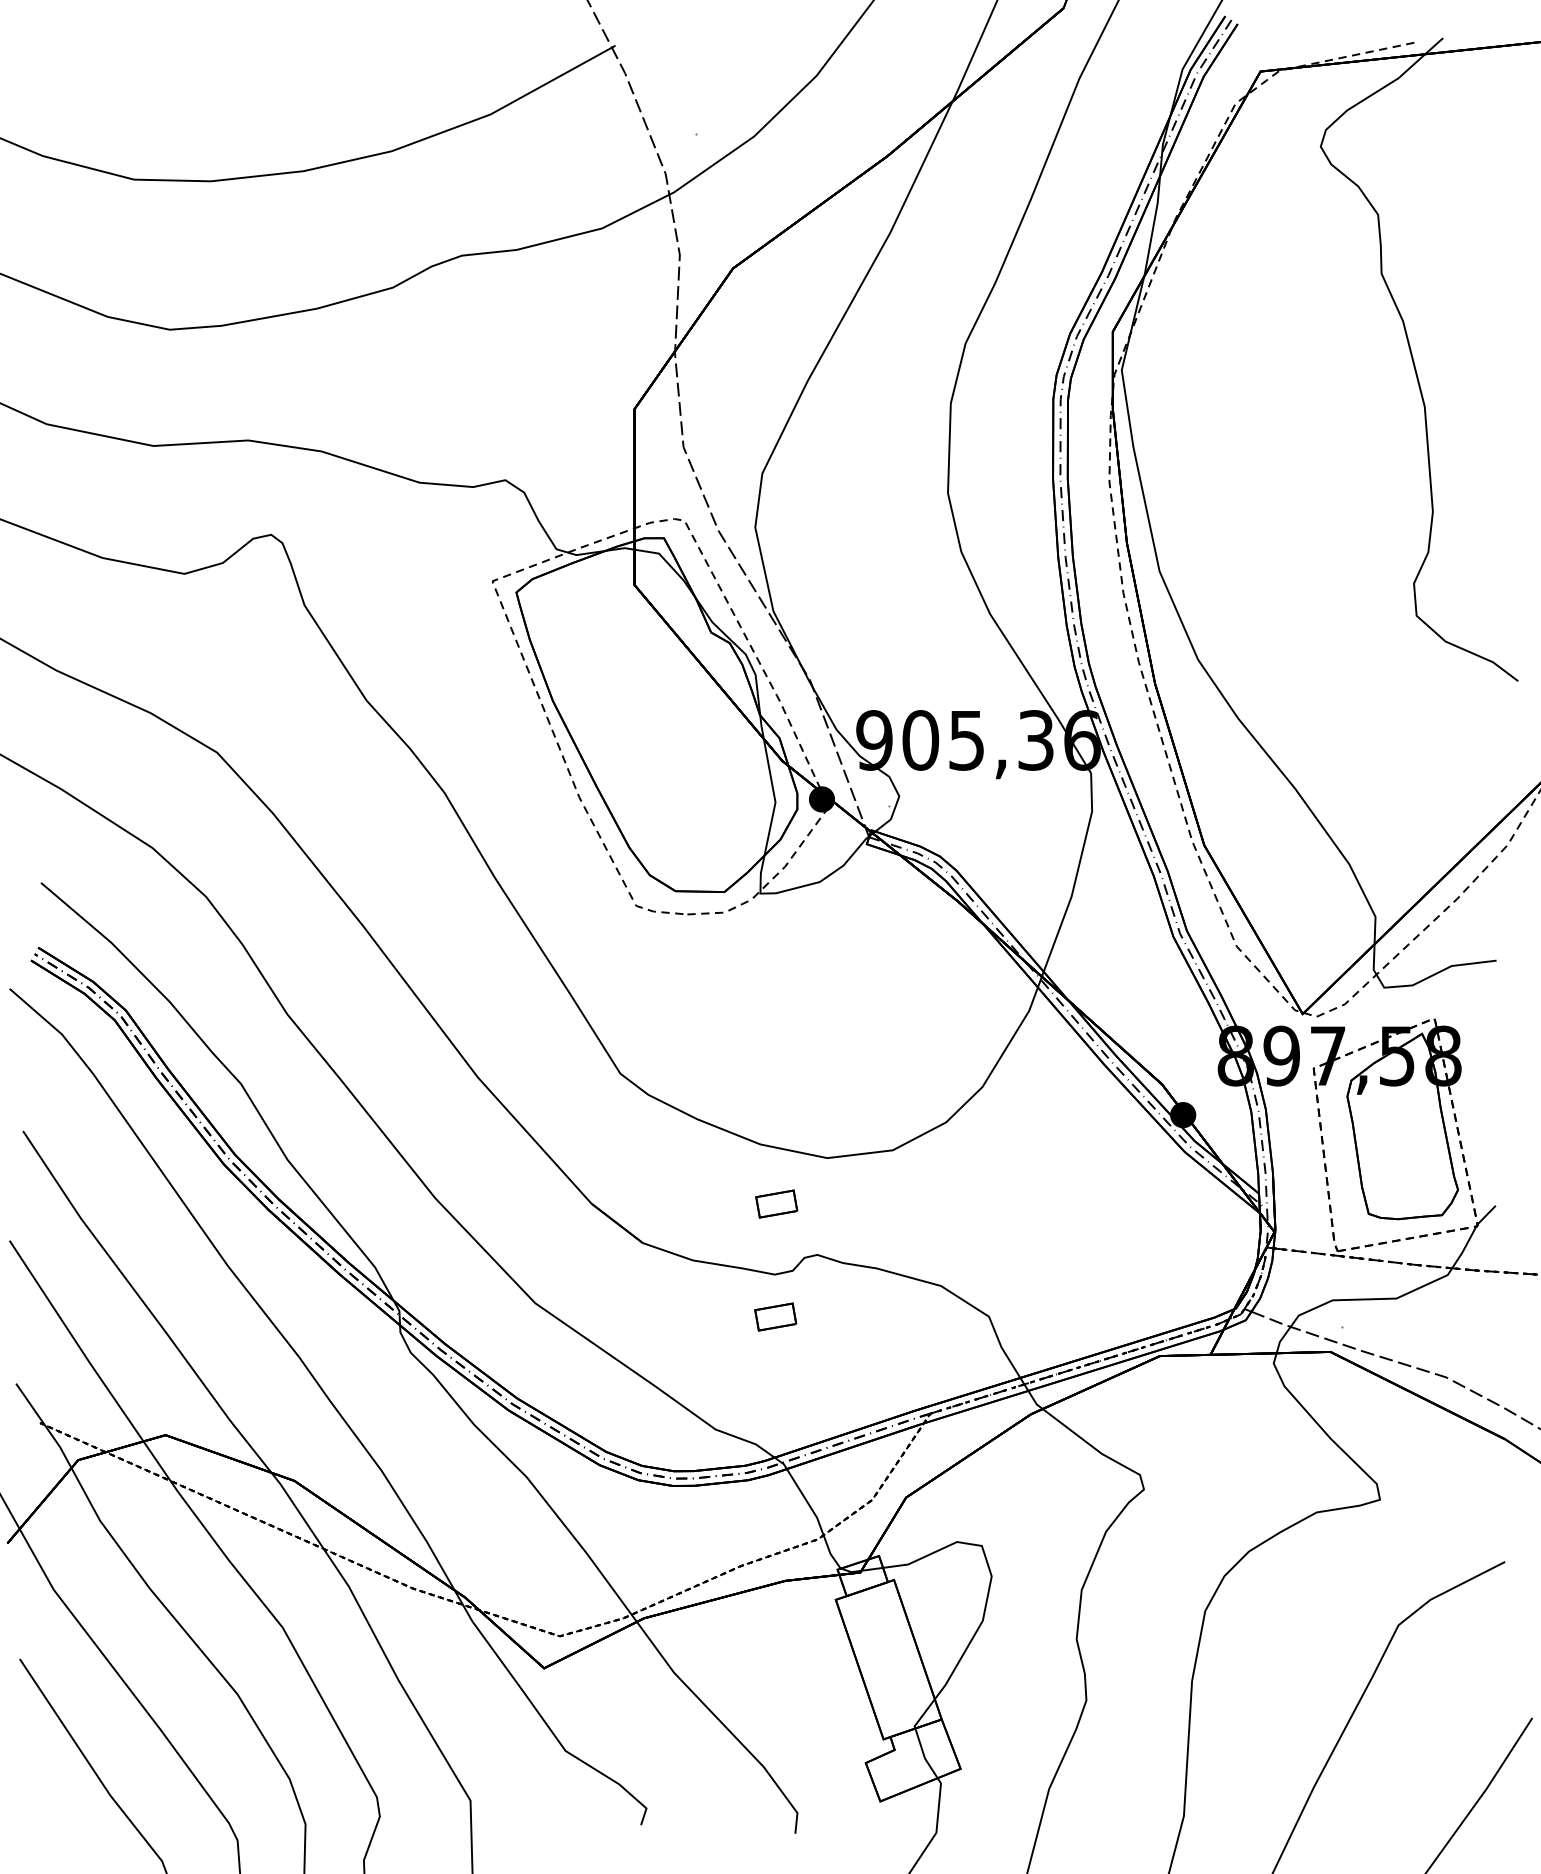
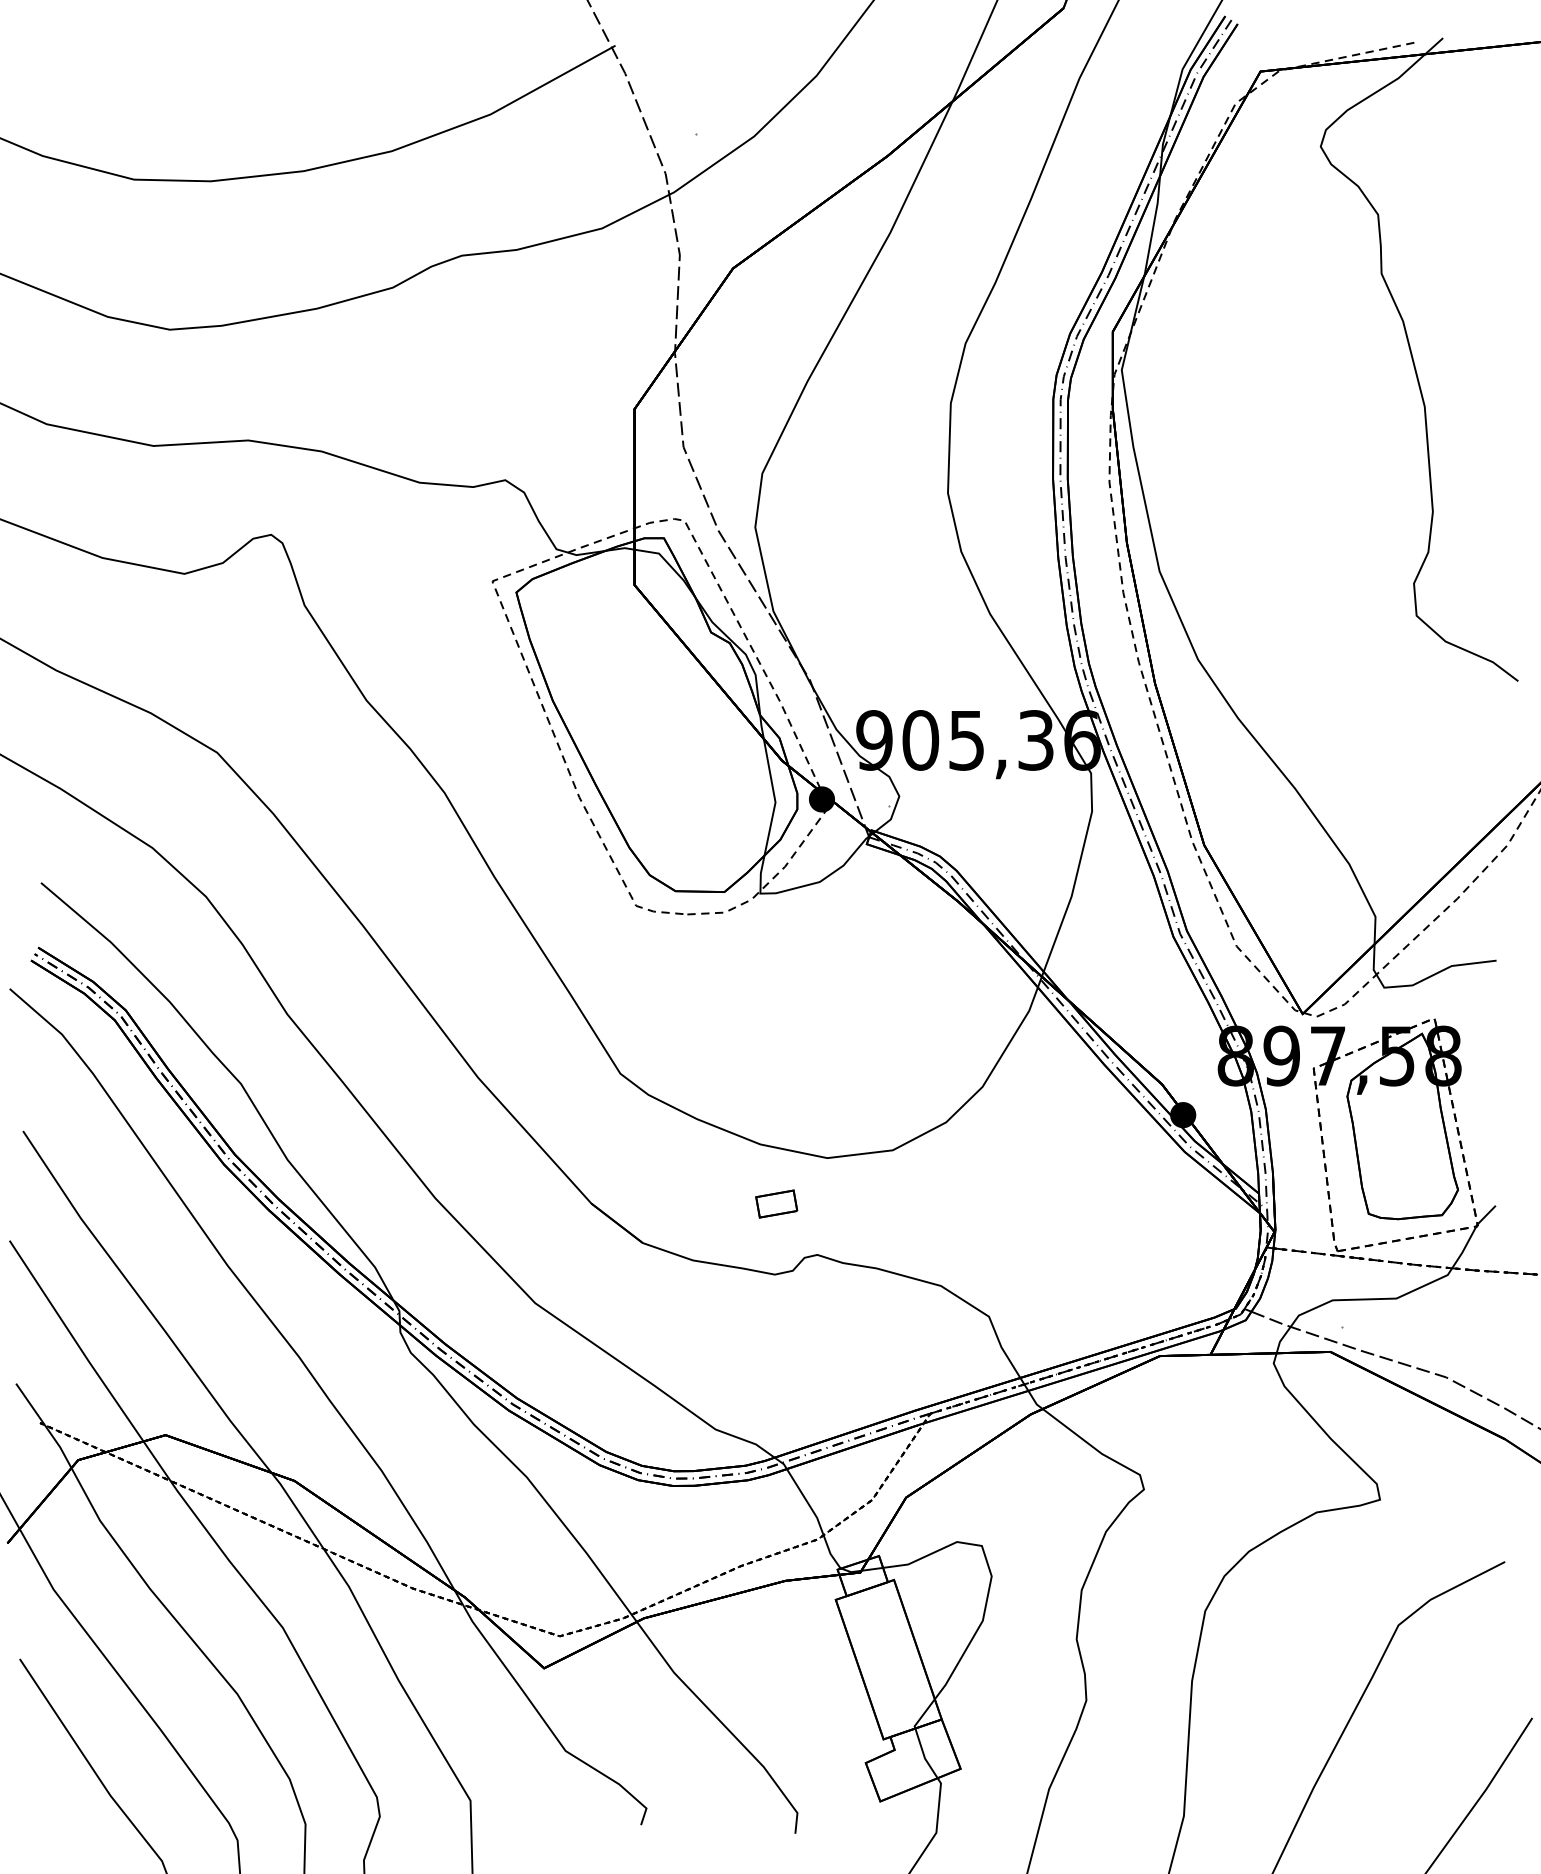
part: present -> none (775, 1316)
